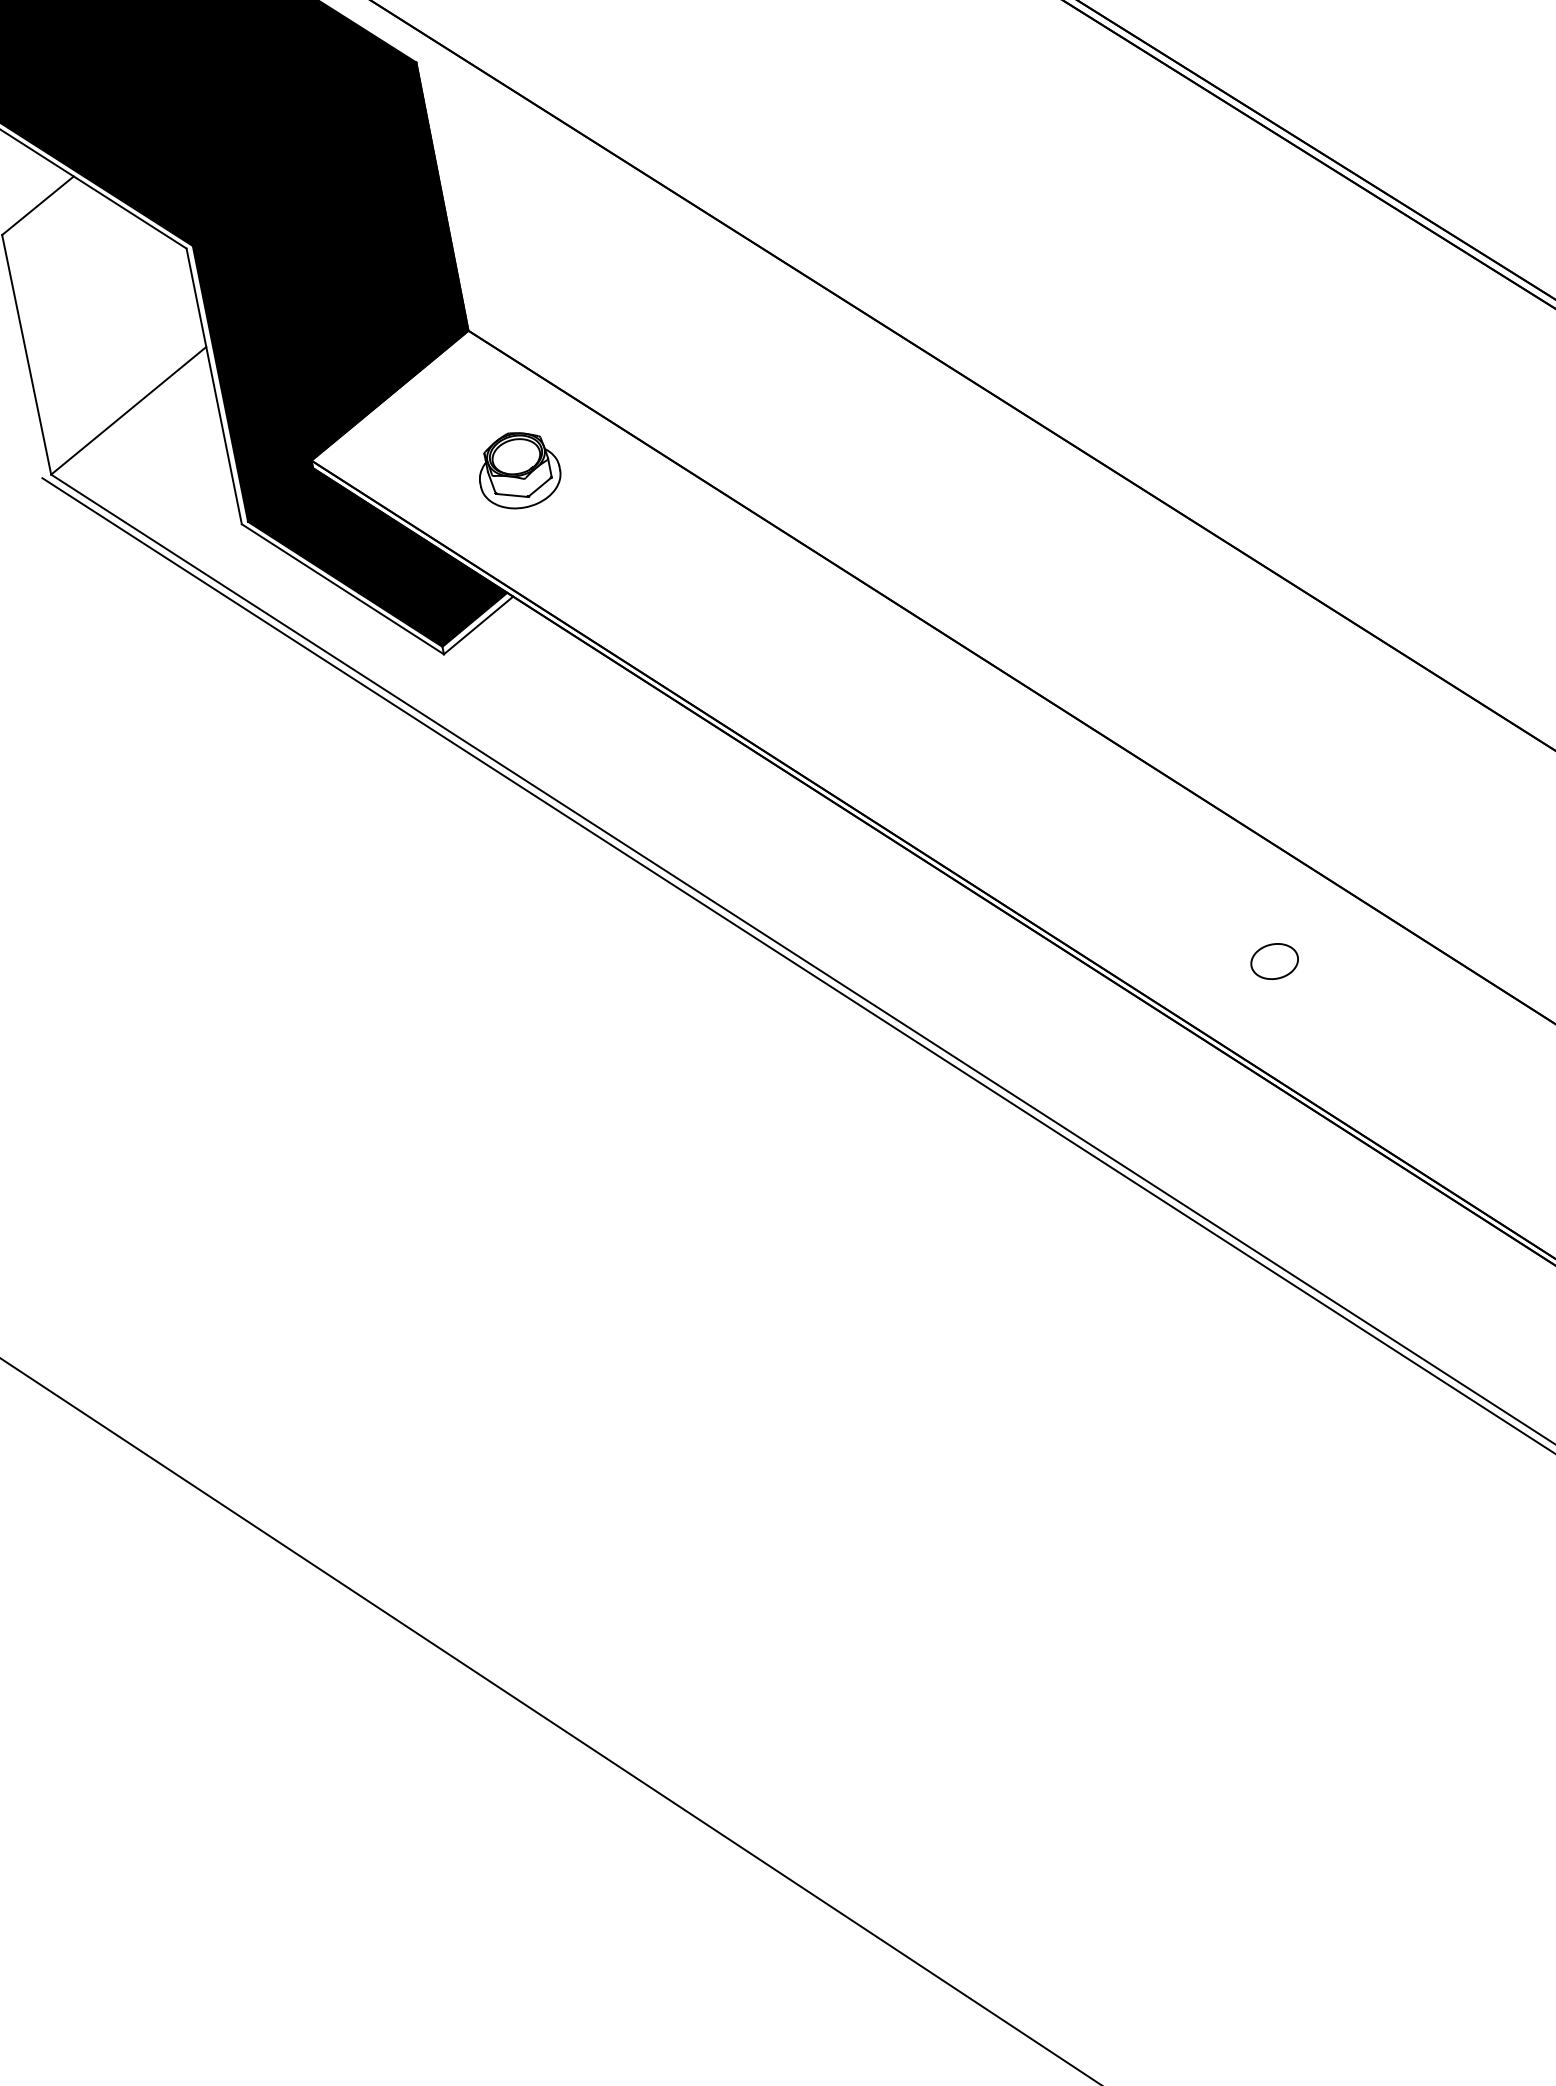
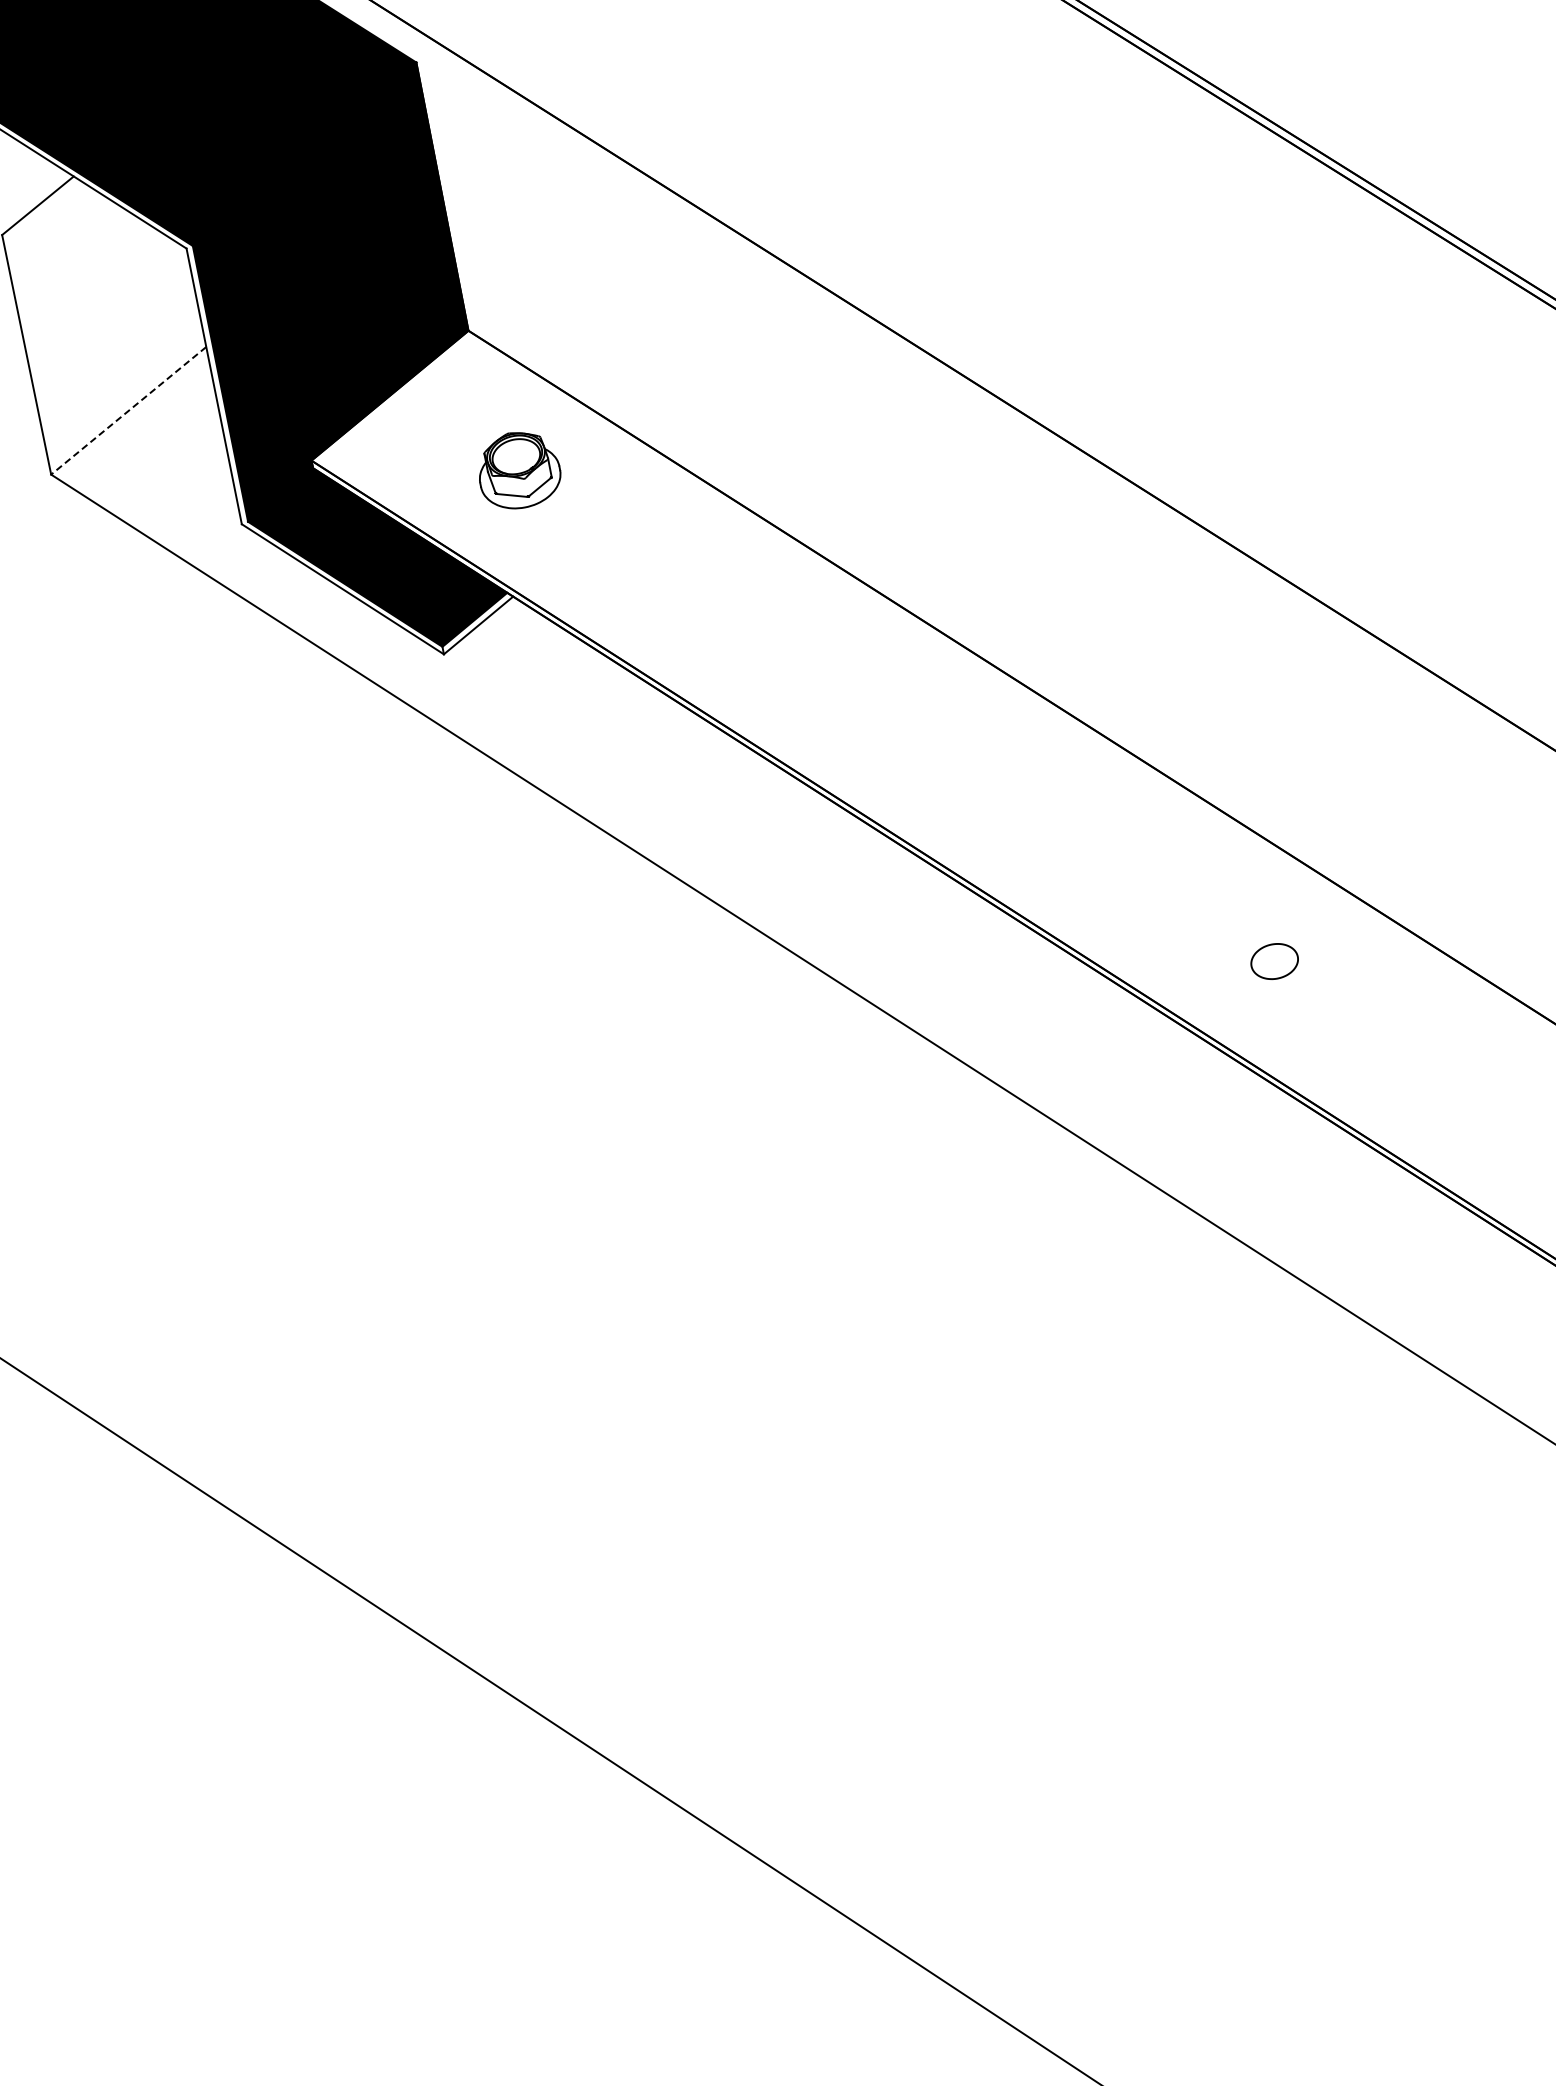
line: solid -> dashed (128, 411)
line: present -> none (797, 965)
